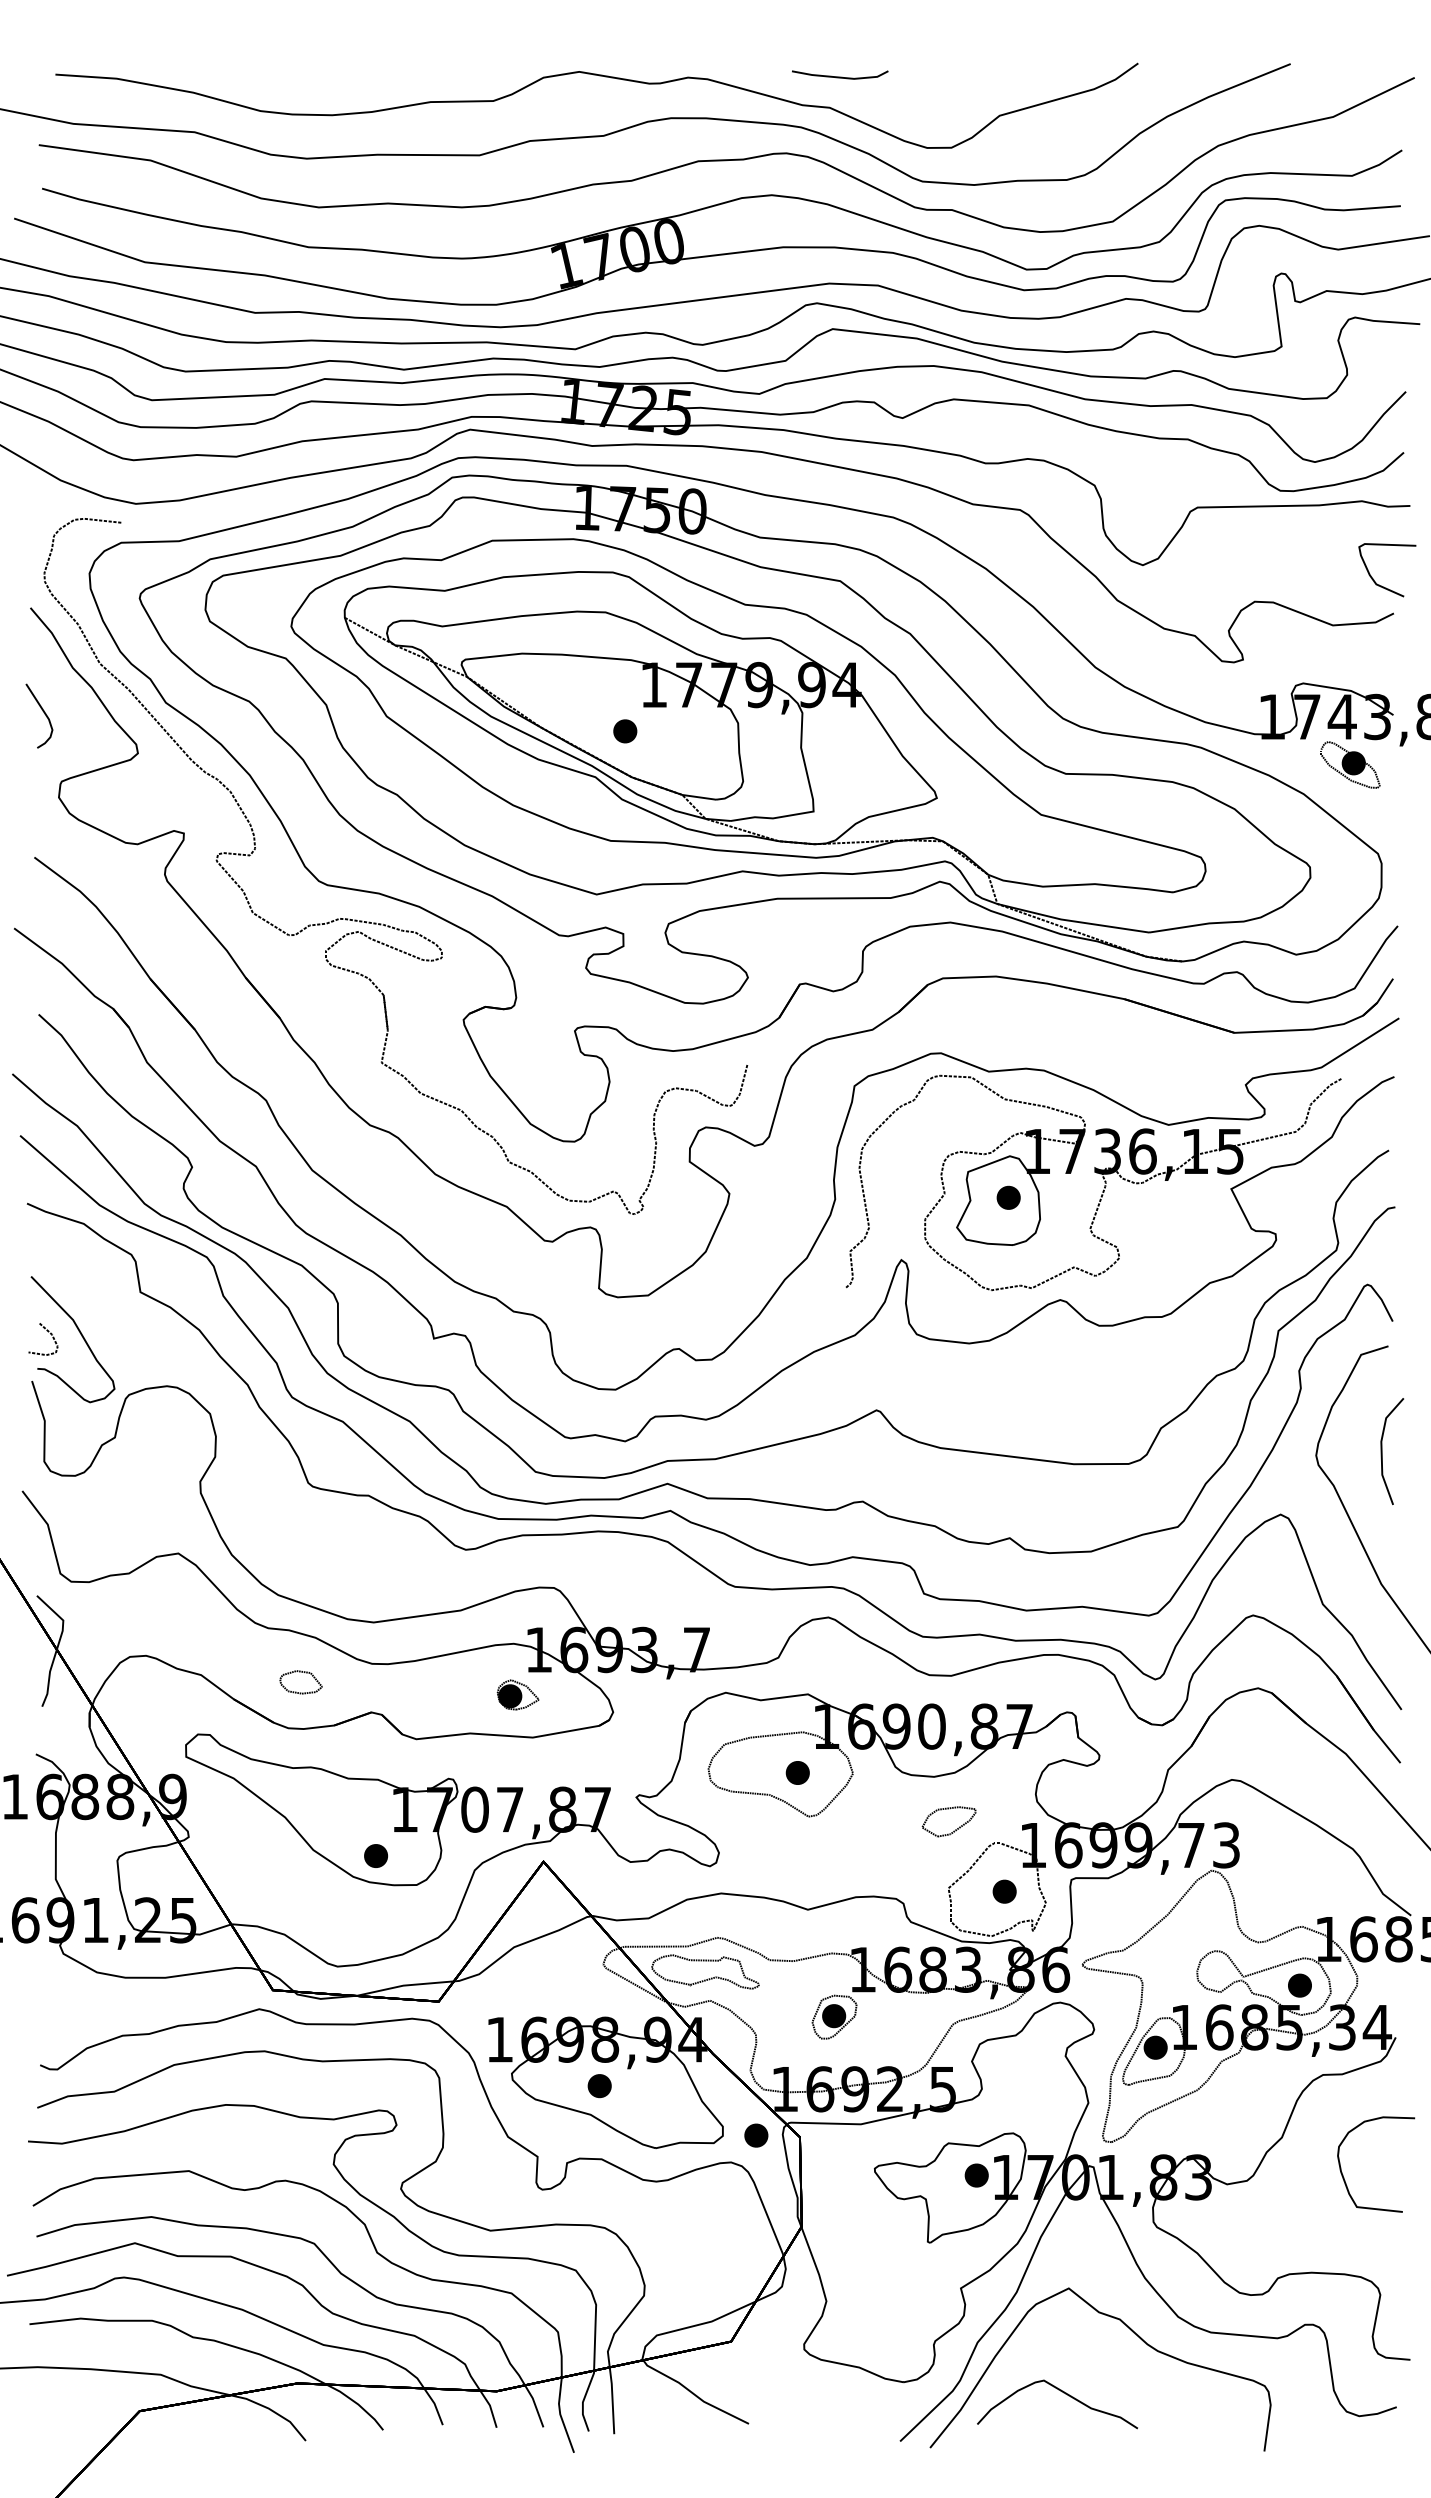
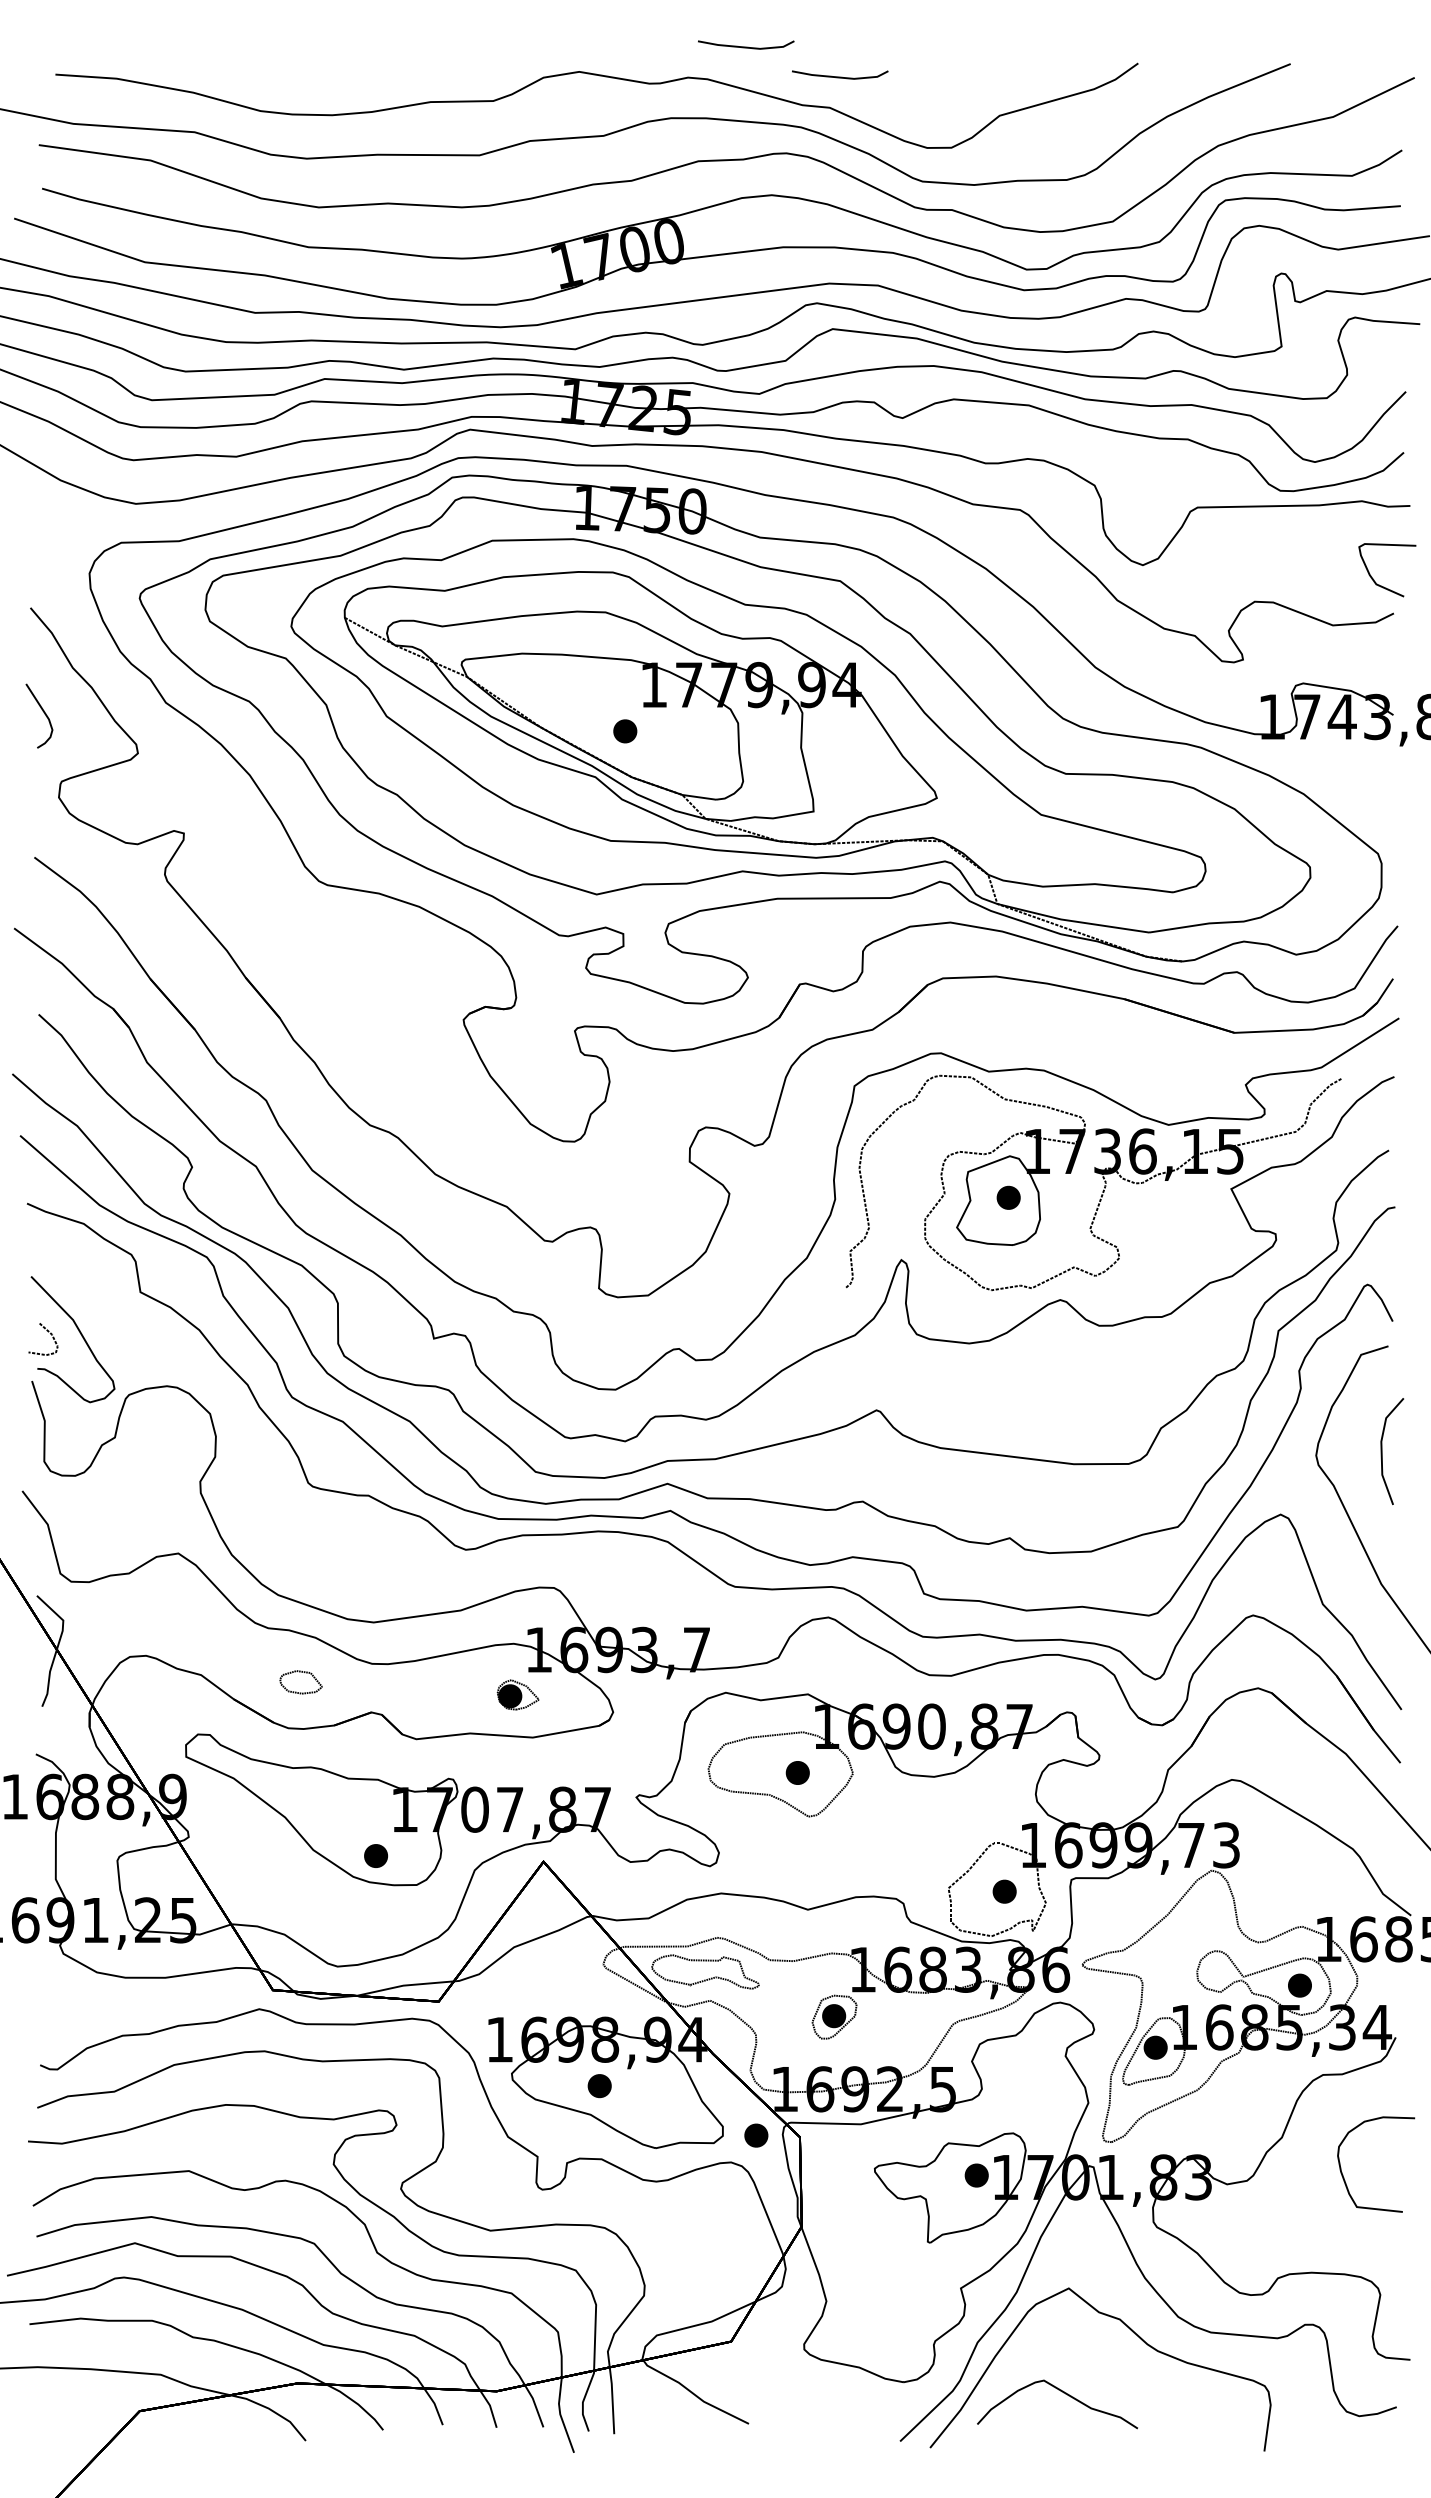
part: none -> present (746, 44)
part: present -> none (1350, 764)
part: present -> none (381, 923)
part: present -> none (948, 1821)
